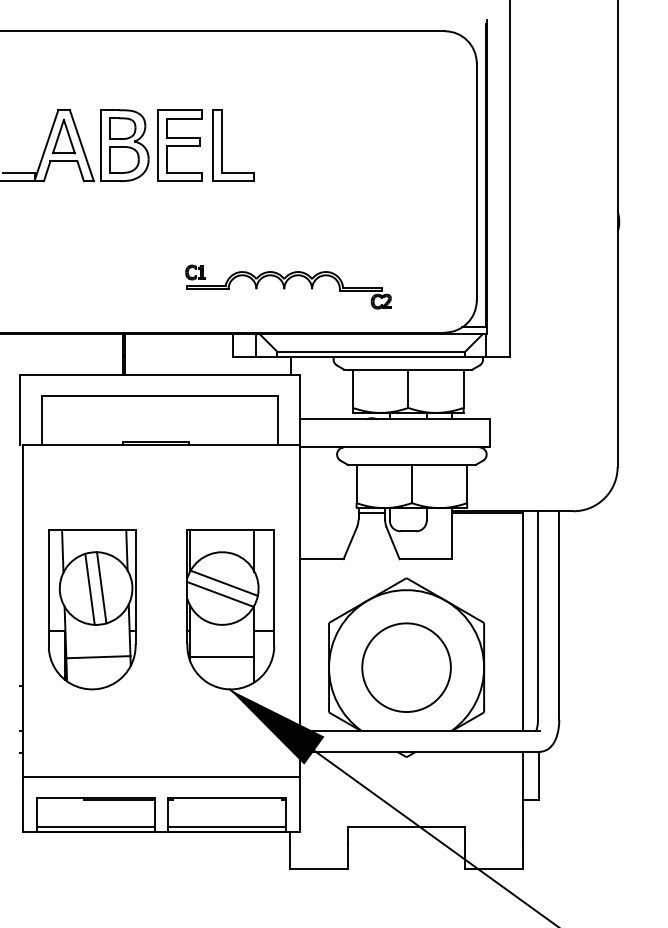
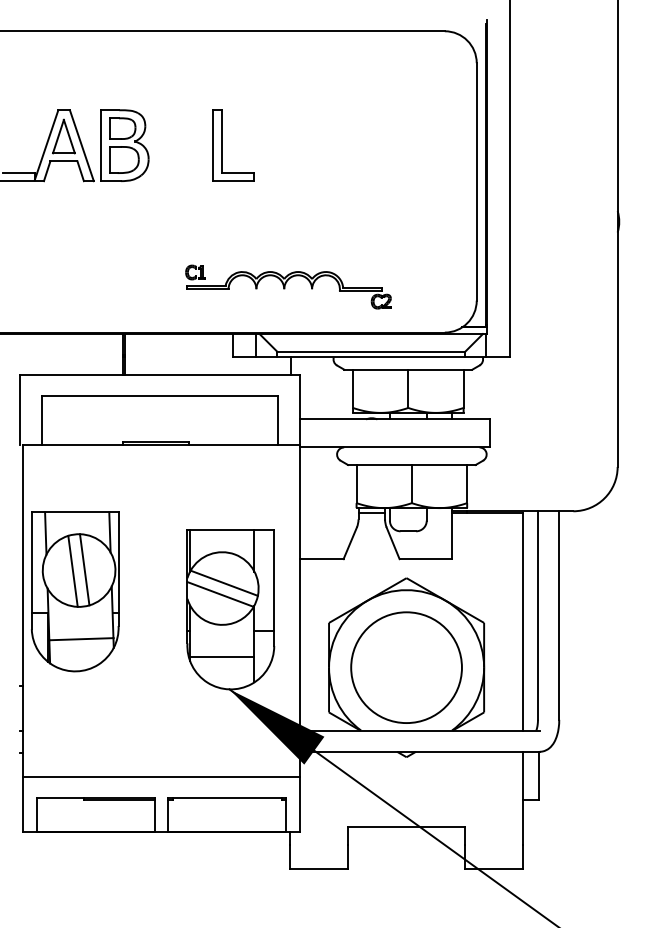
part: present -> none (179, 145)
part position: (92, 609) -> (75, 591) (75, 591)
circle diameter: 89 px -> 111 px (406, 667)
line: present -> none (95, 826)
line: present -> none (226, 826)
